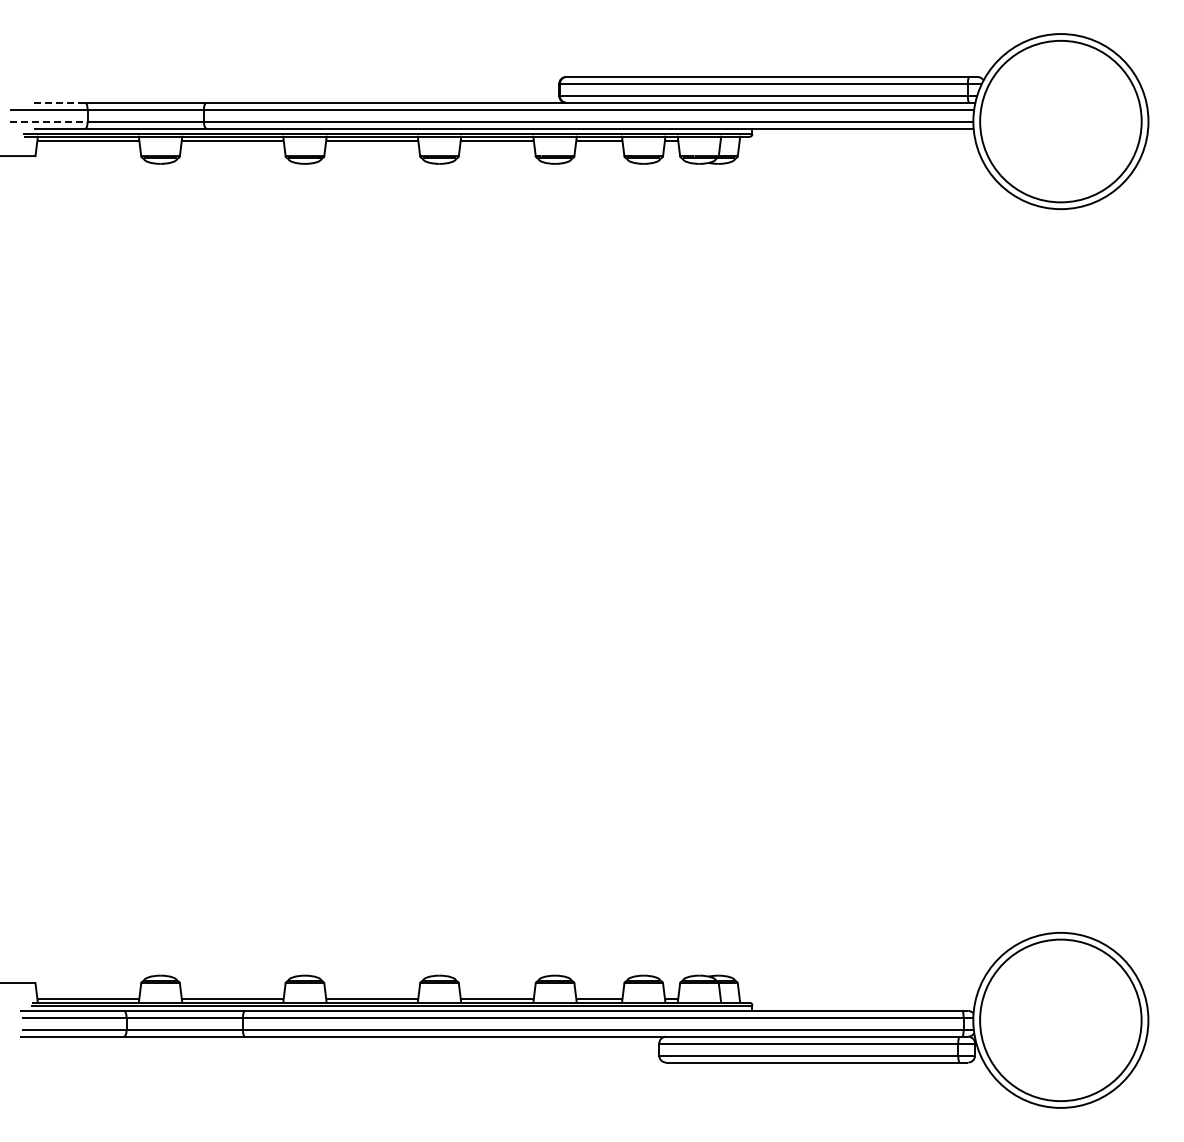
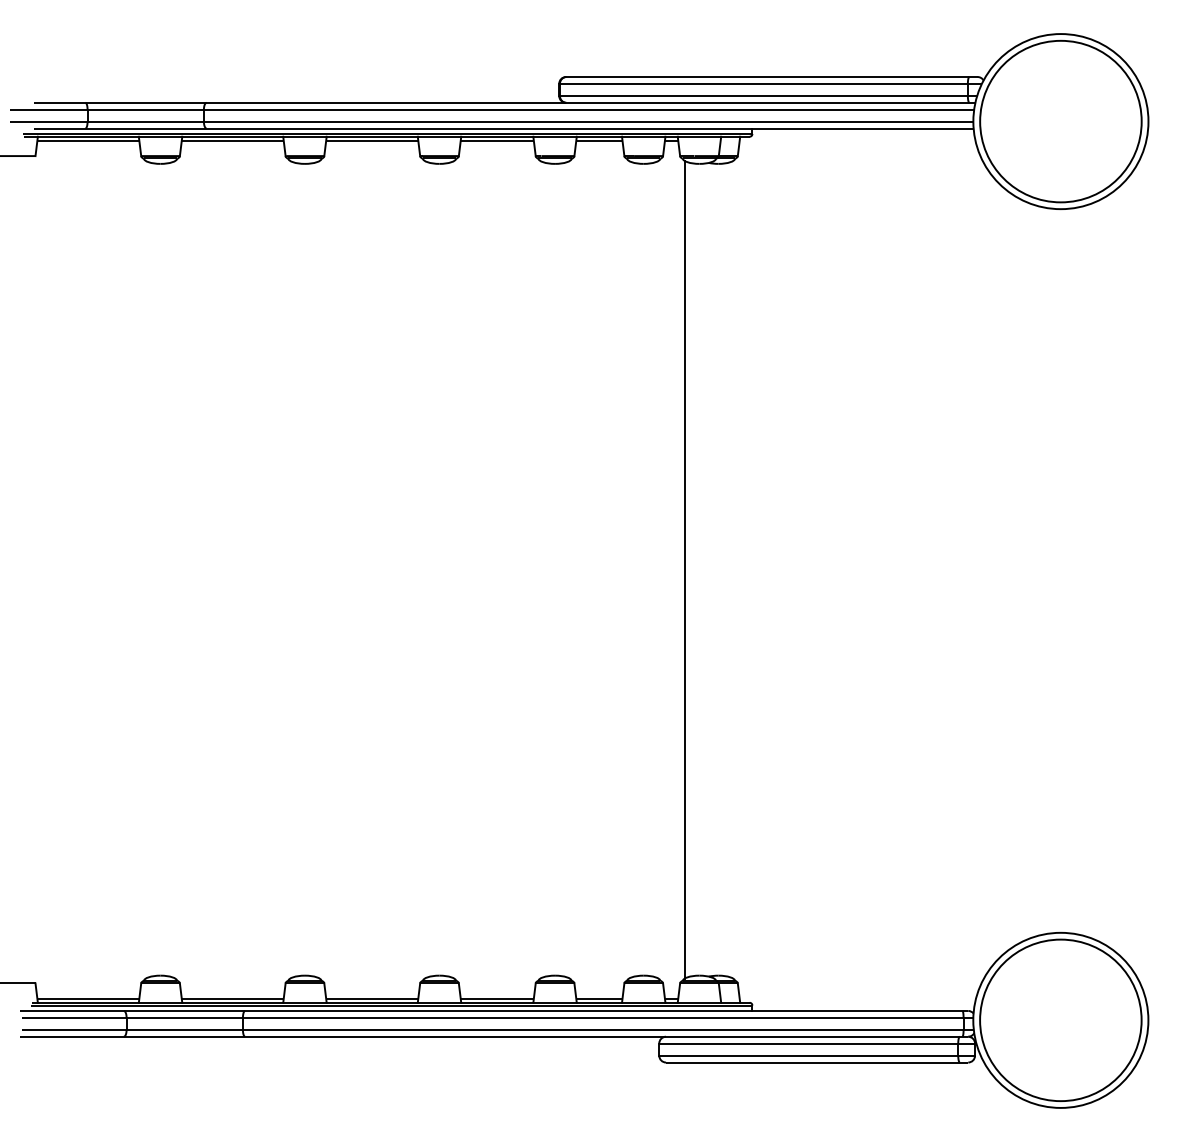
line: dashed -> solid (59, 102)
line: dashed -> solid (48, 121)
line: none -> present (684, 569)
